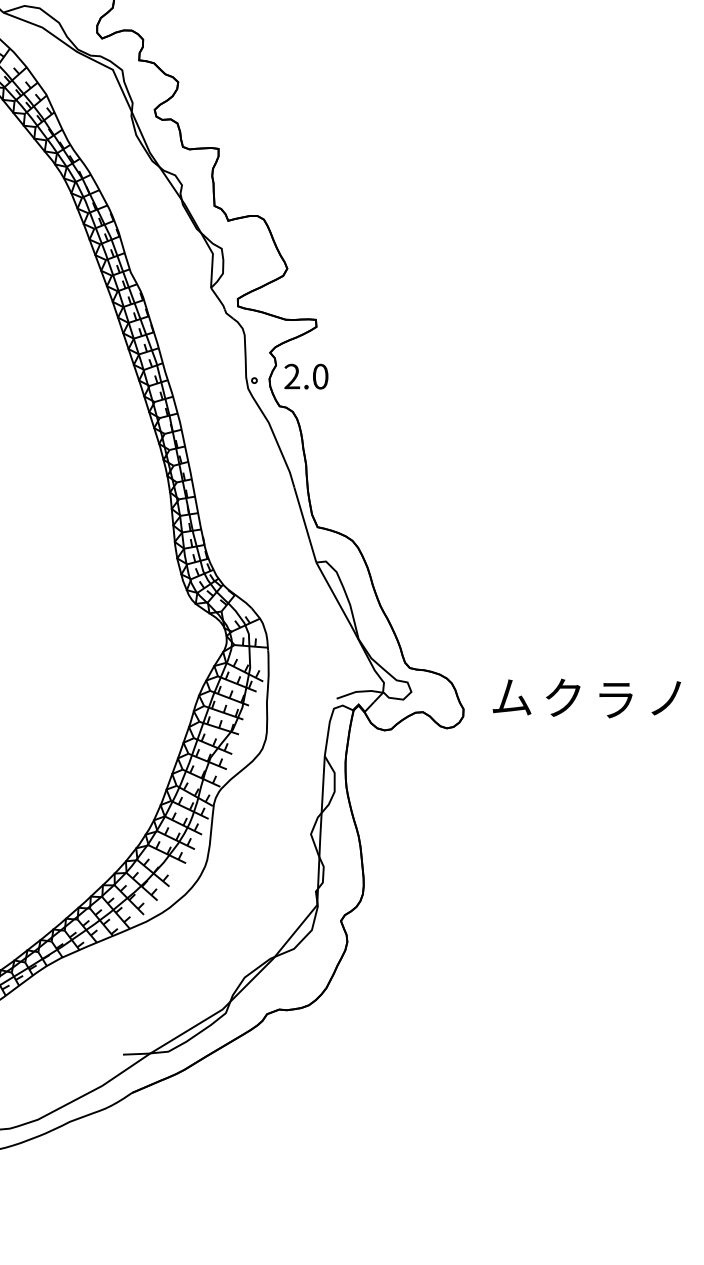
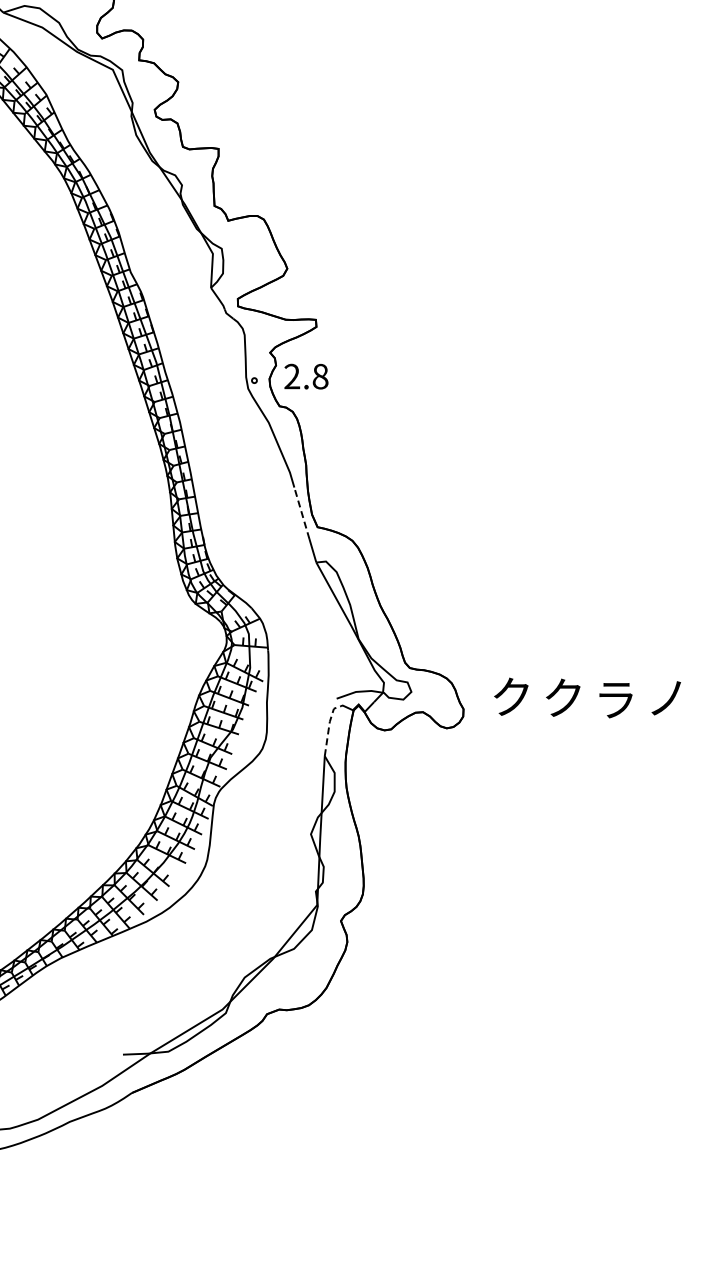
text: 2.0 -> 2.8 (320, 376)
line: solid -> dashed (301, 513)
text: ム -> ク (511, 696)
line: solid -> dashed (329, 726)
